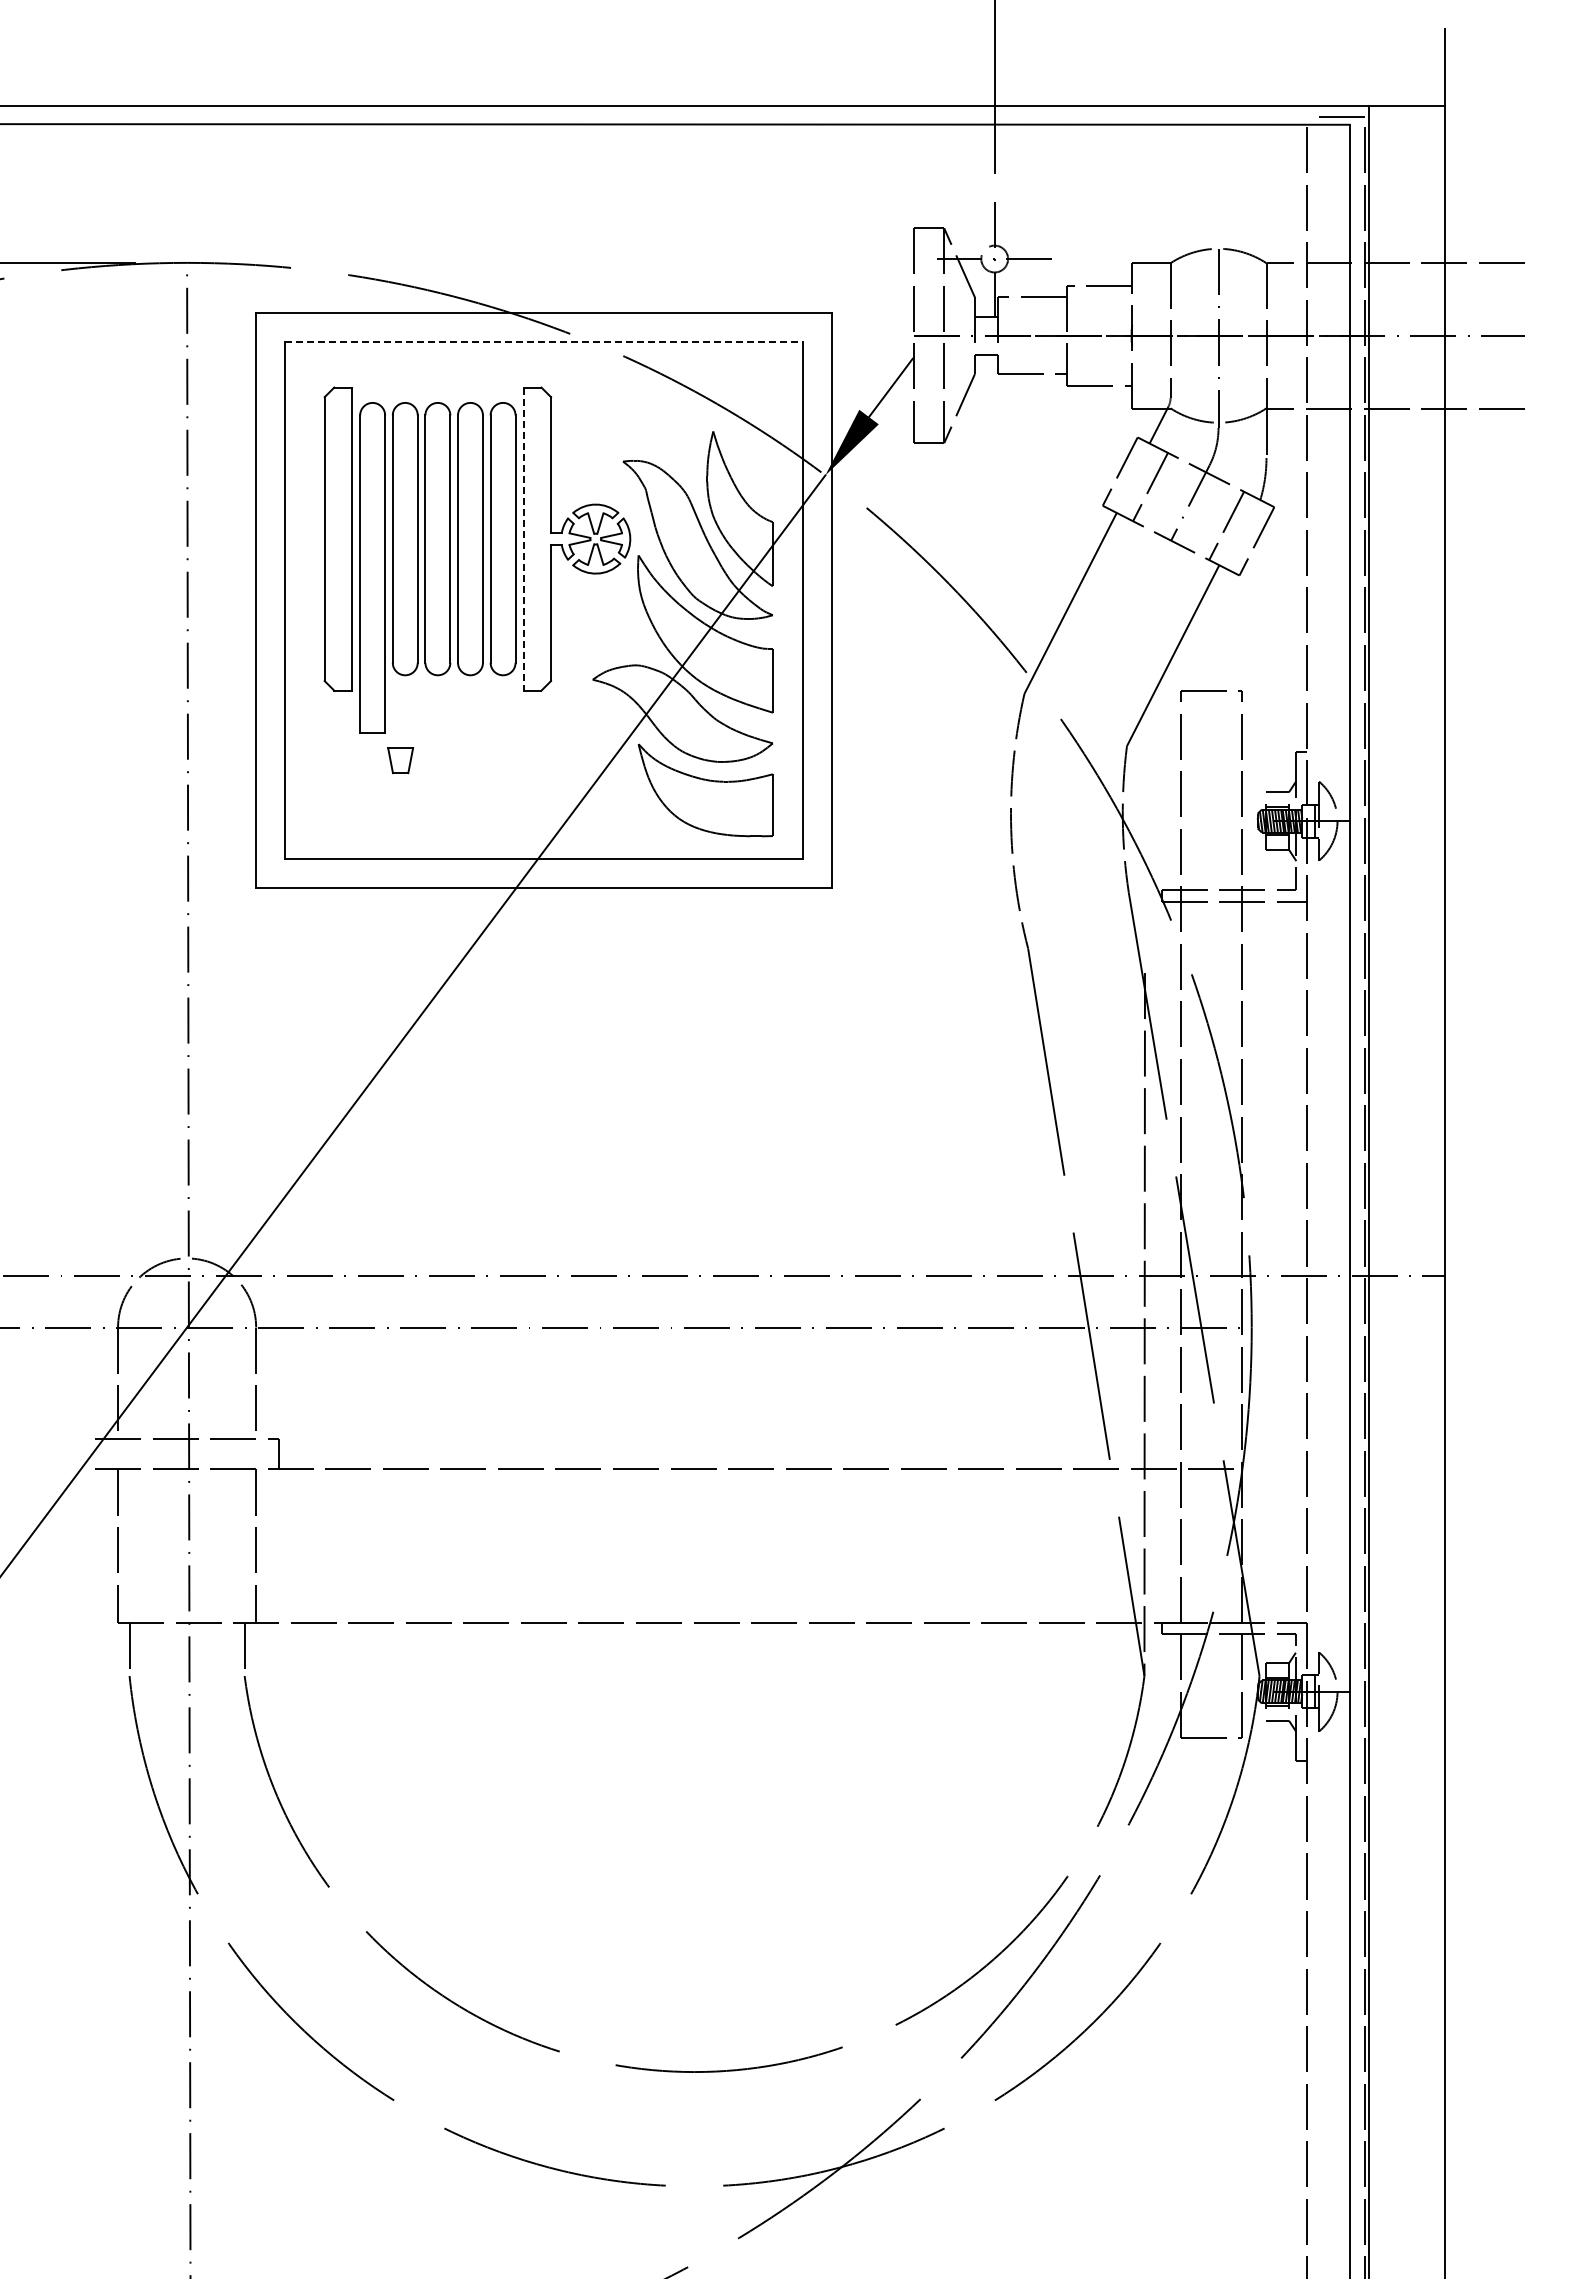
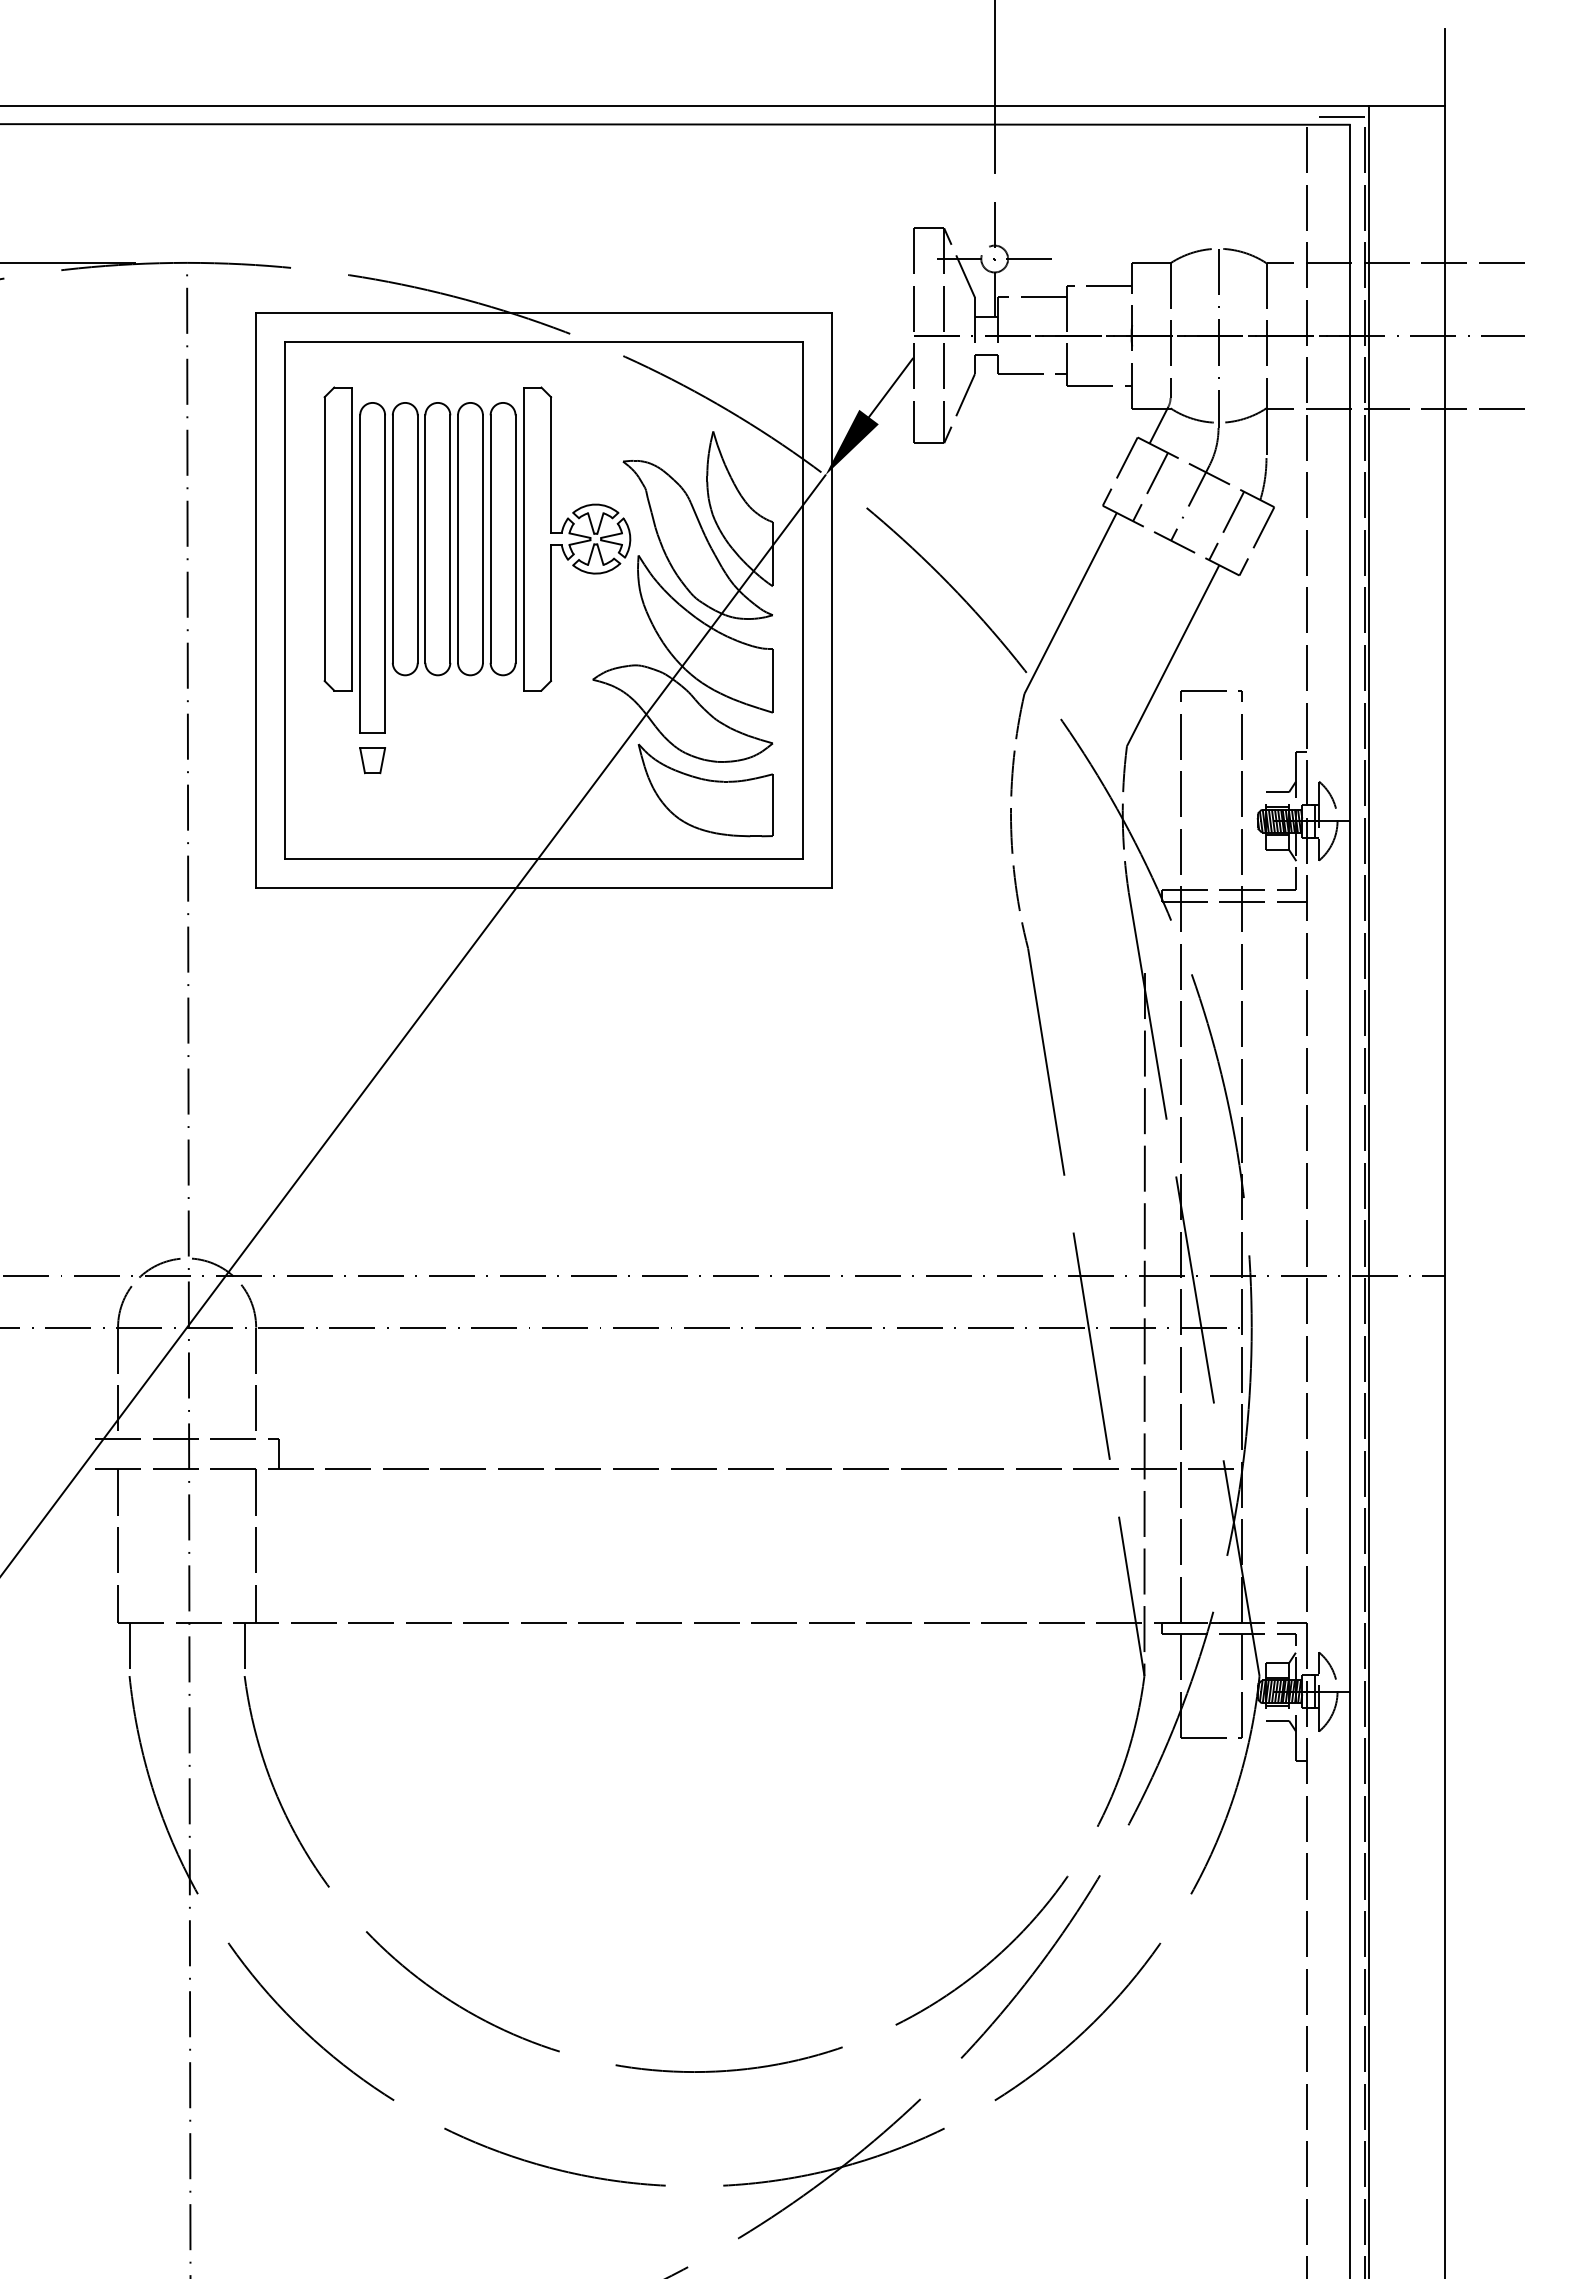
line: dashed -> solid (543, 341)
line: dashed -> solid (524, 539)
part position: (400, 760) -> (372, 760) (372, 760)
